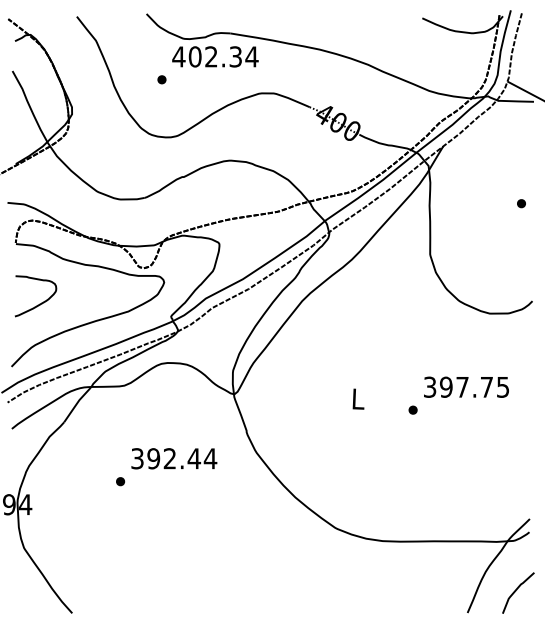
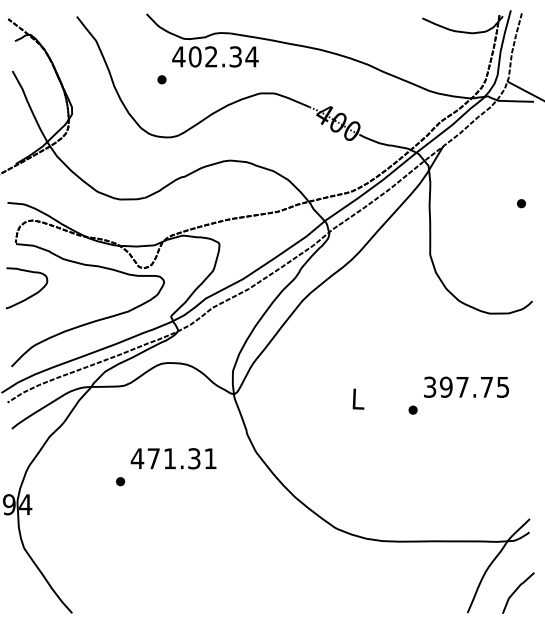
curve position: (39, 303) -> (30, 295) (30, 295)
text: 392.44 -> 471.31 (173, 458)
